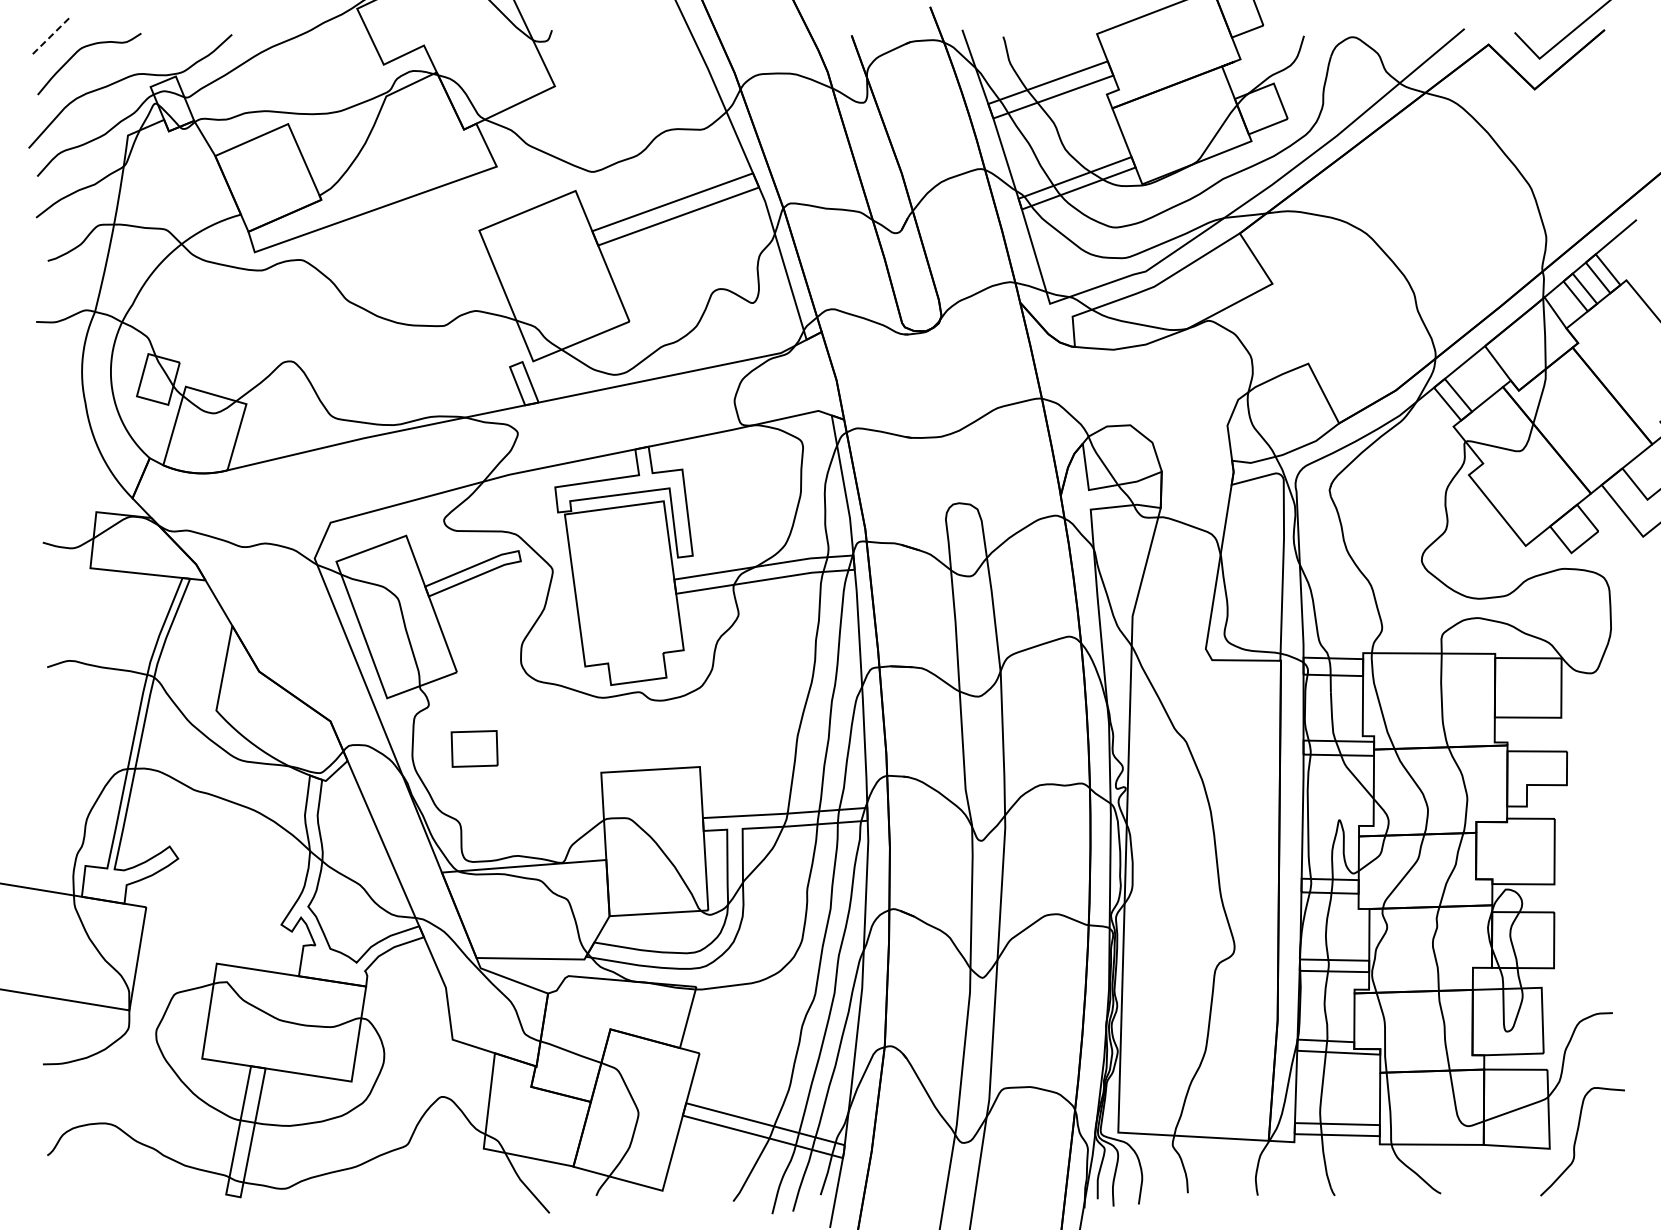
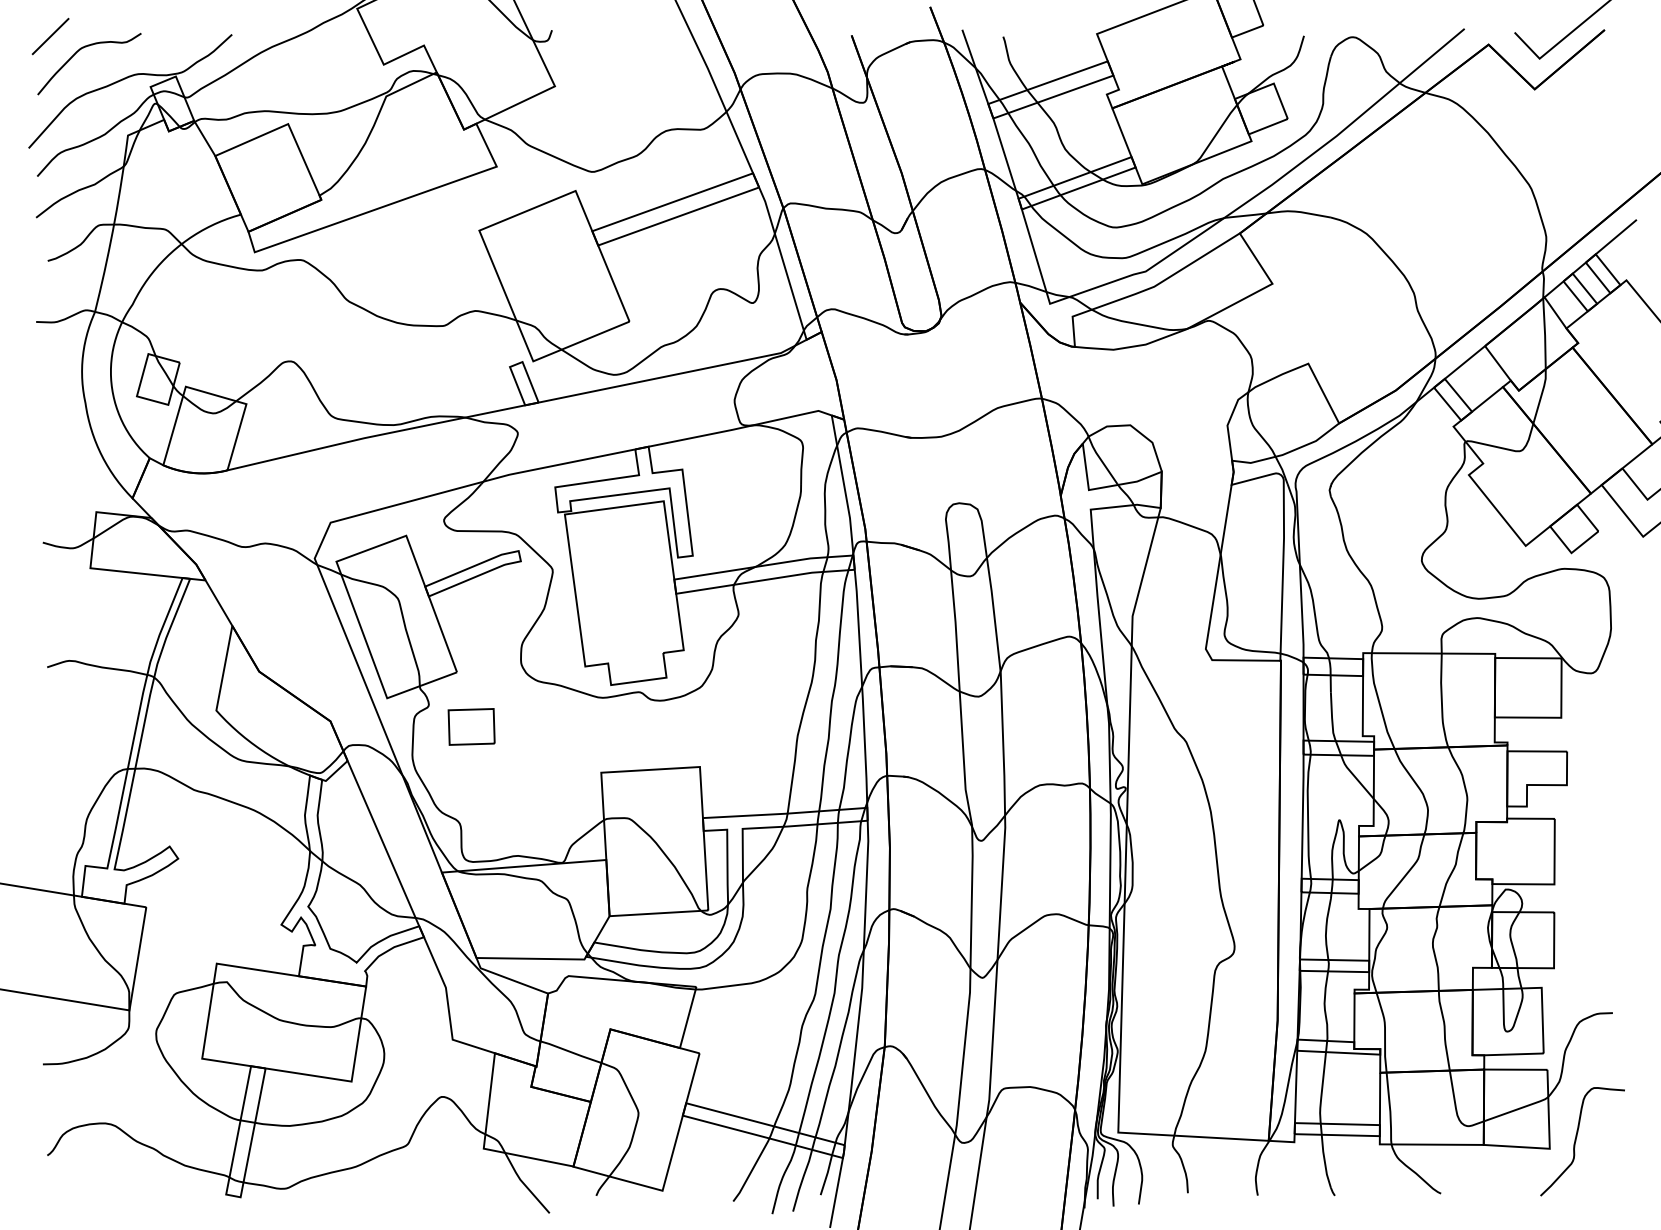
line: dashed -> solid (50, 36)
part position: (474, 748) -> (471, 726) (471, 726)
